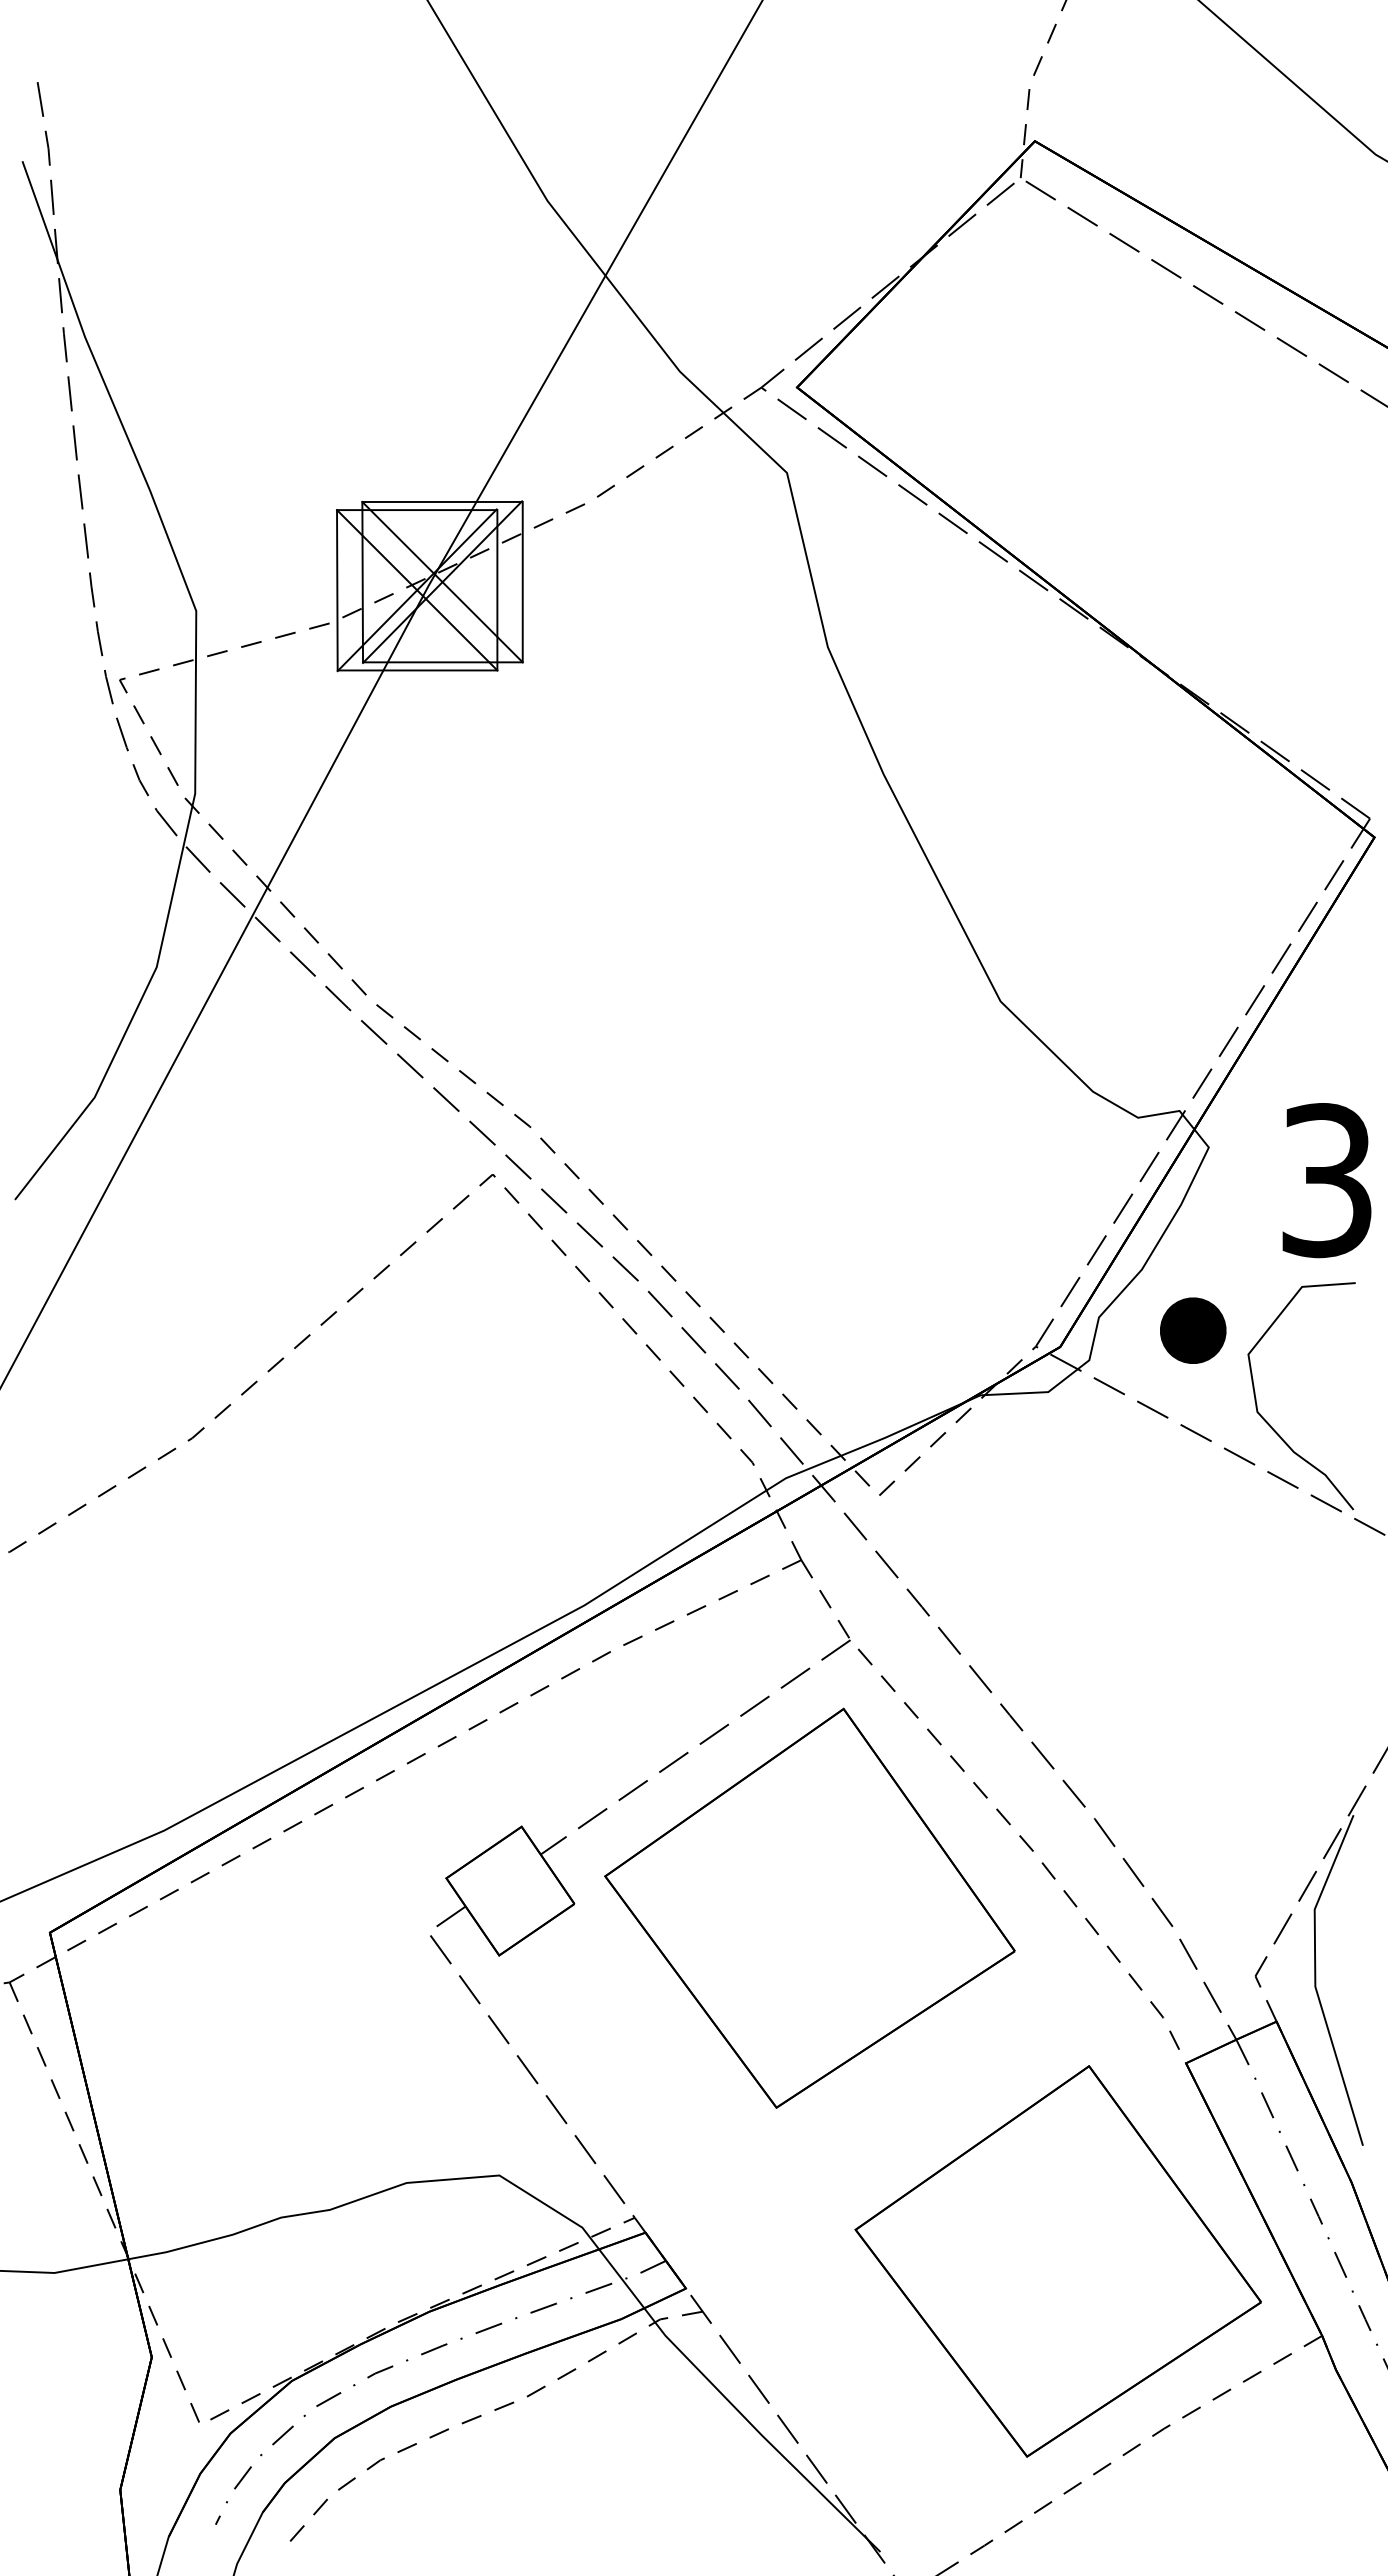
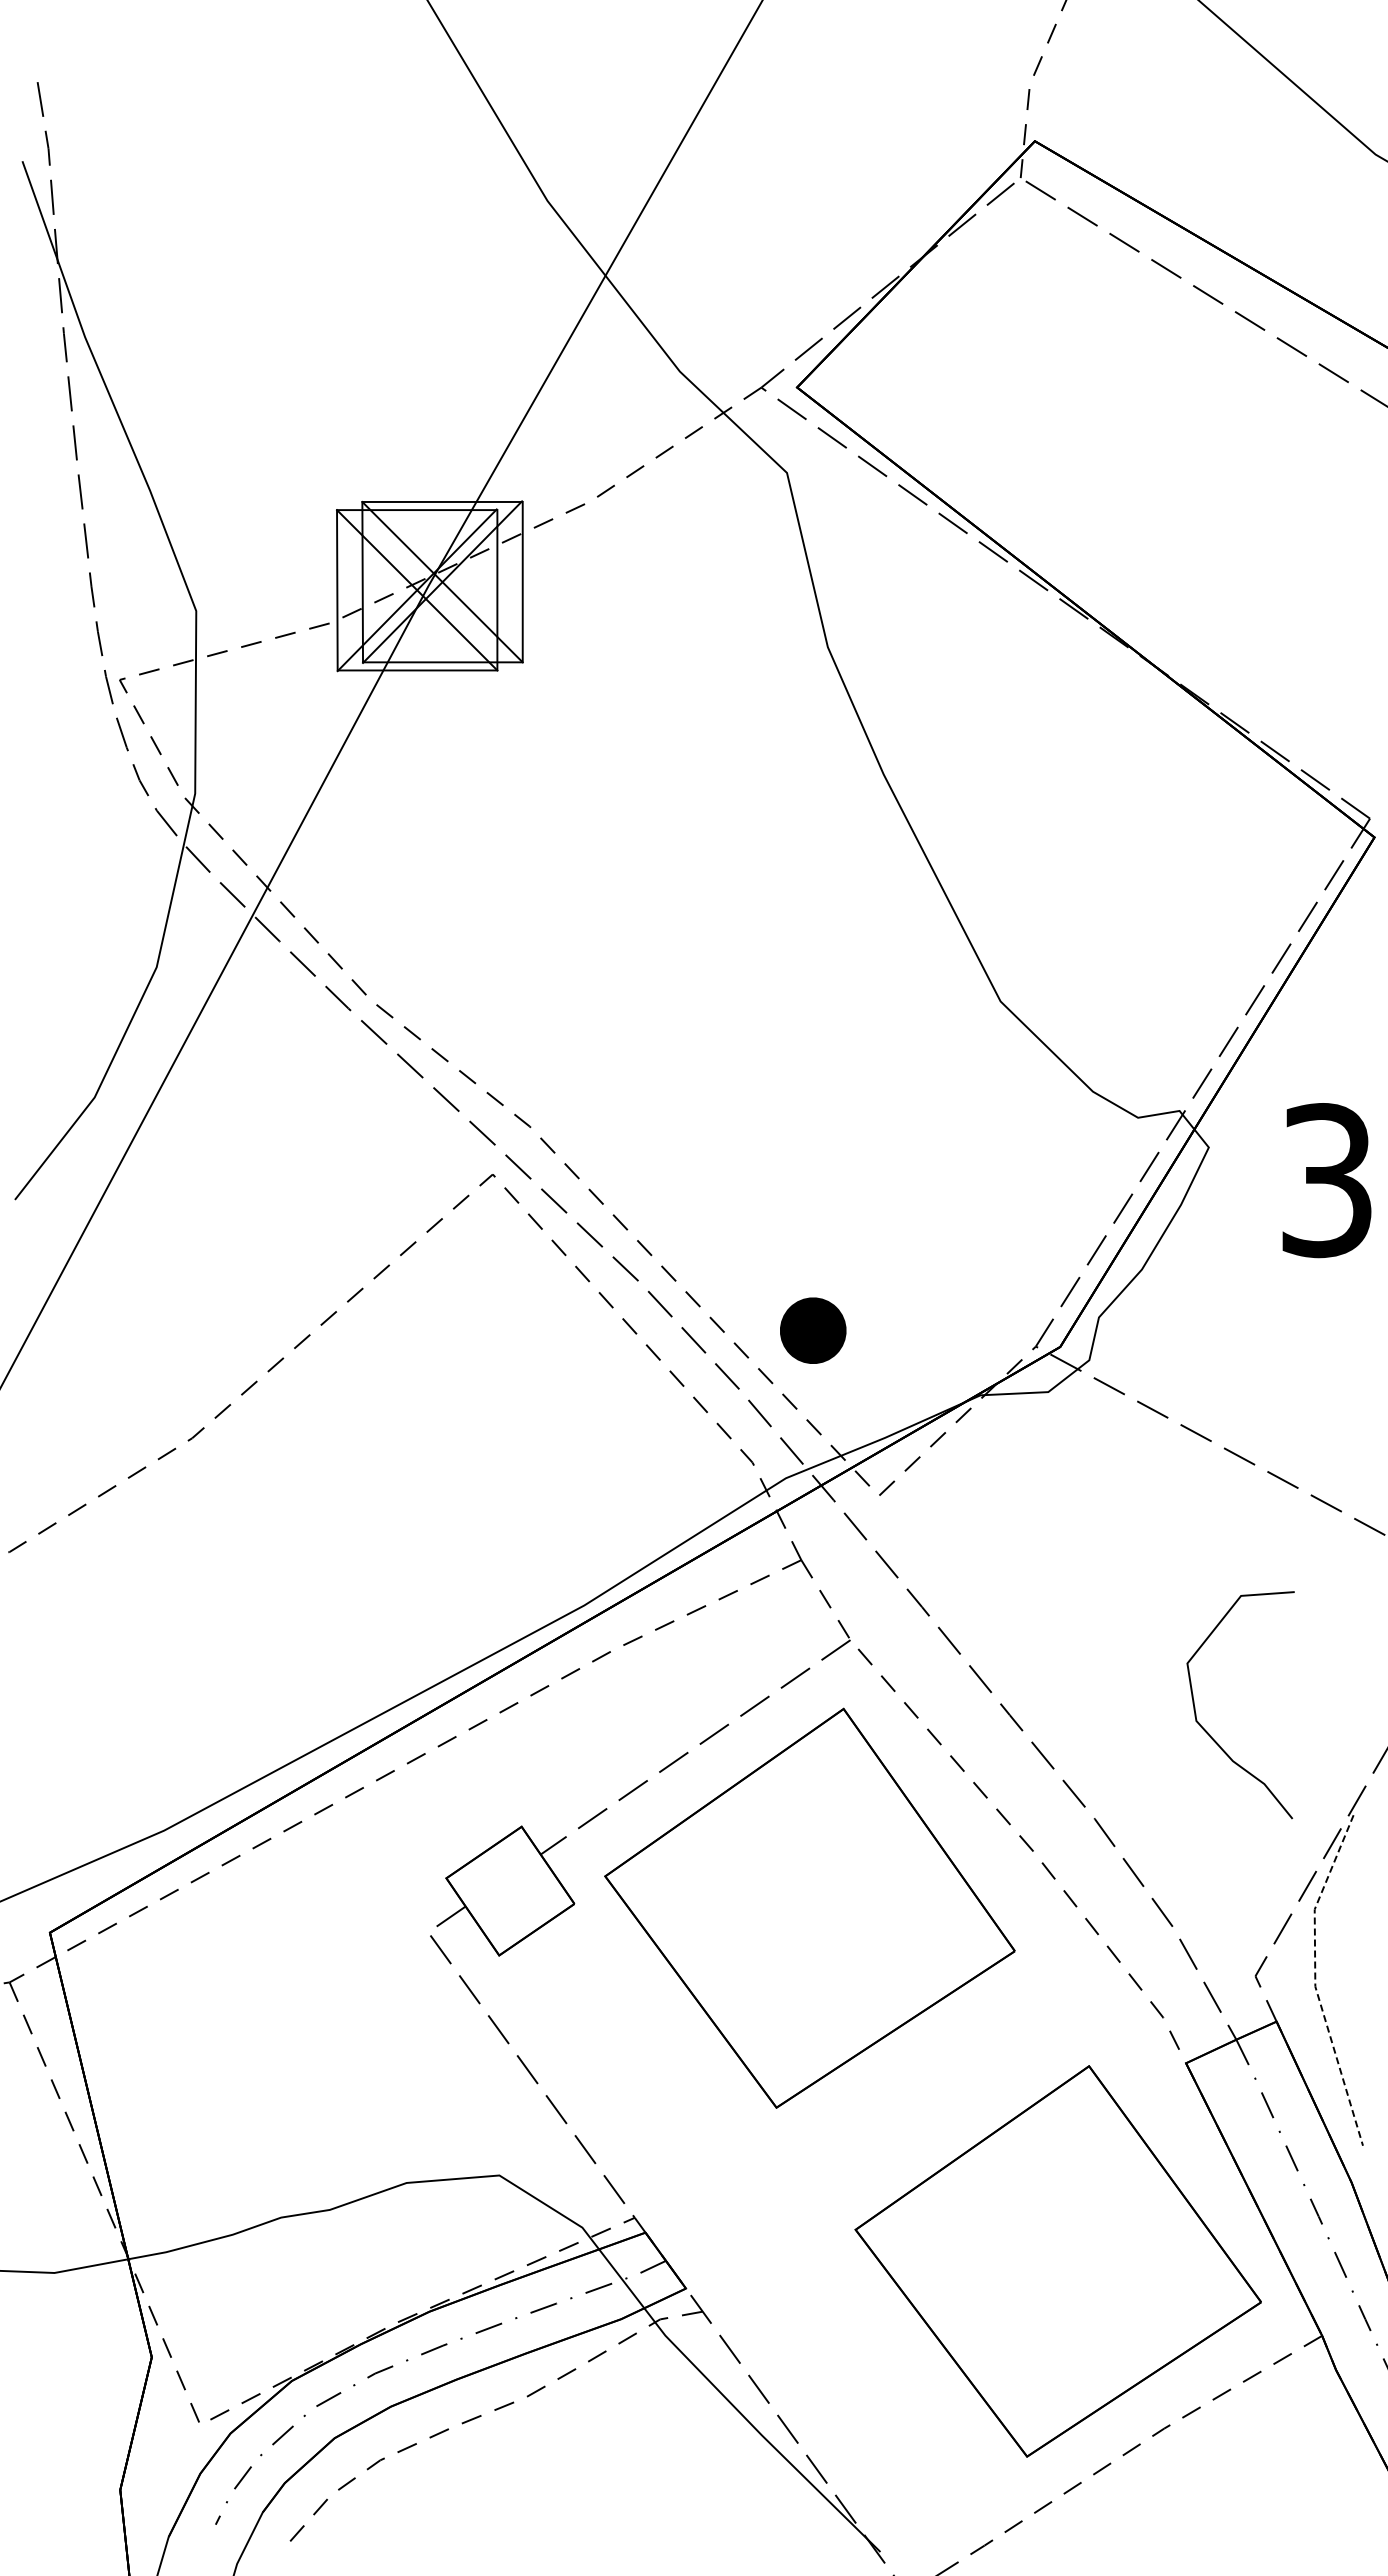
part position: (1193, 1330) -> (813, 1330) (813, 1330)
curve position: (1270, 1424) -> (1209, 1733) (1209, 1733)
line: solid -> dashed (1315, 1979)
